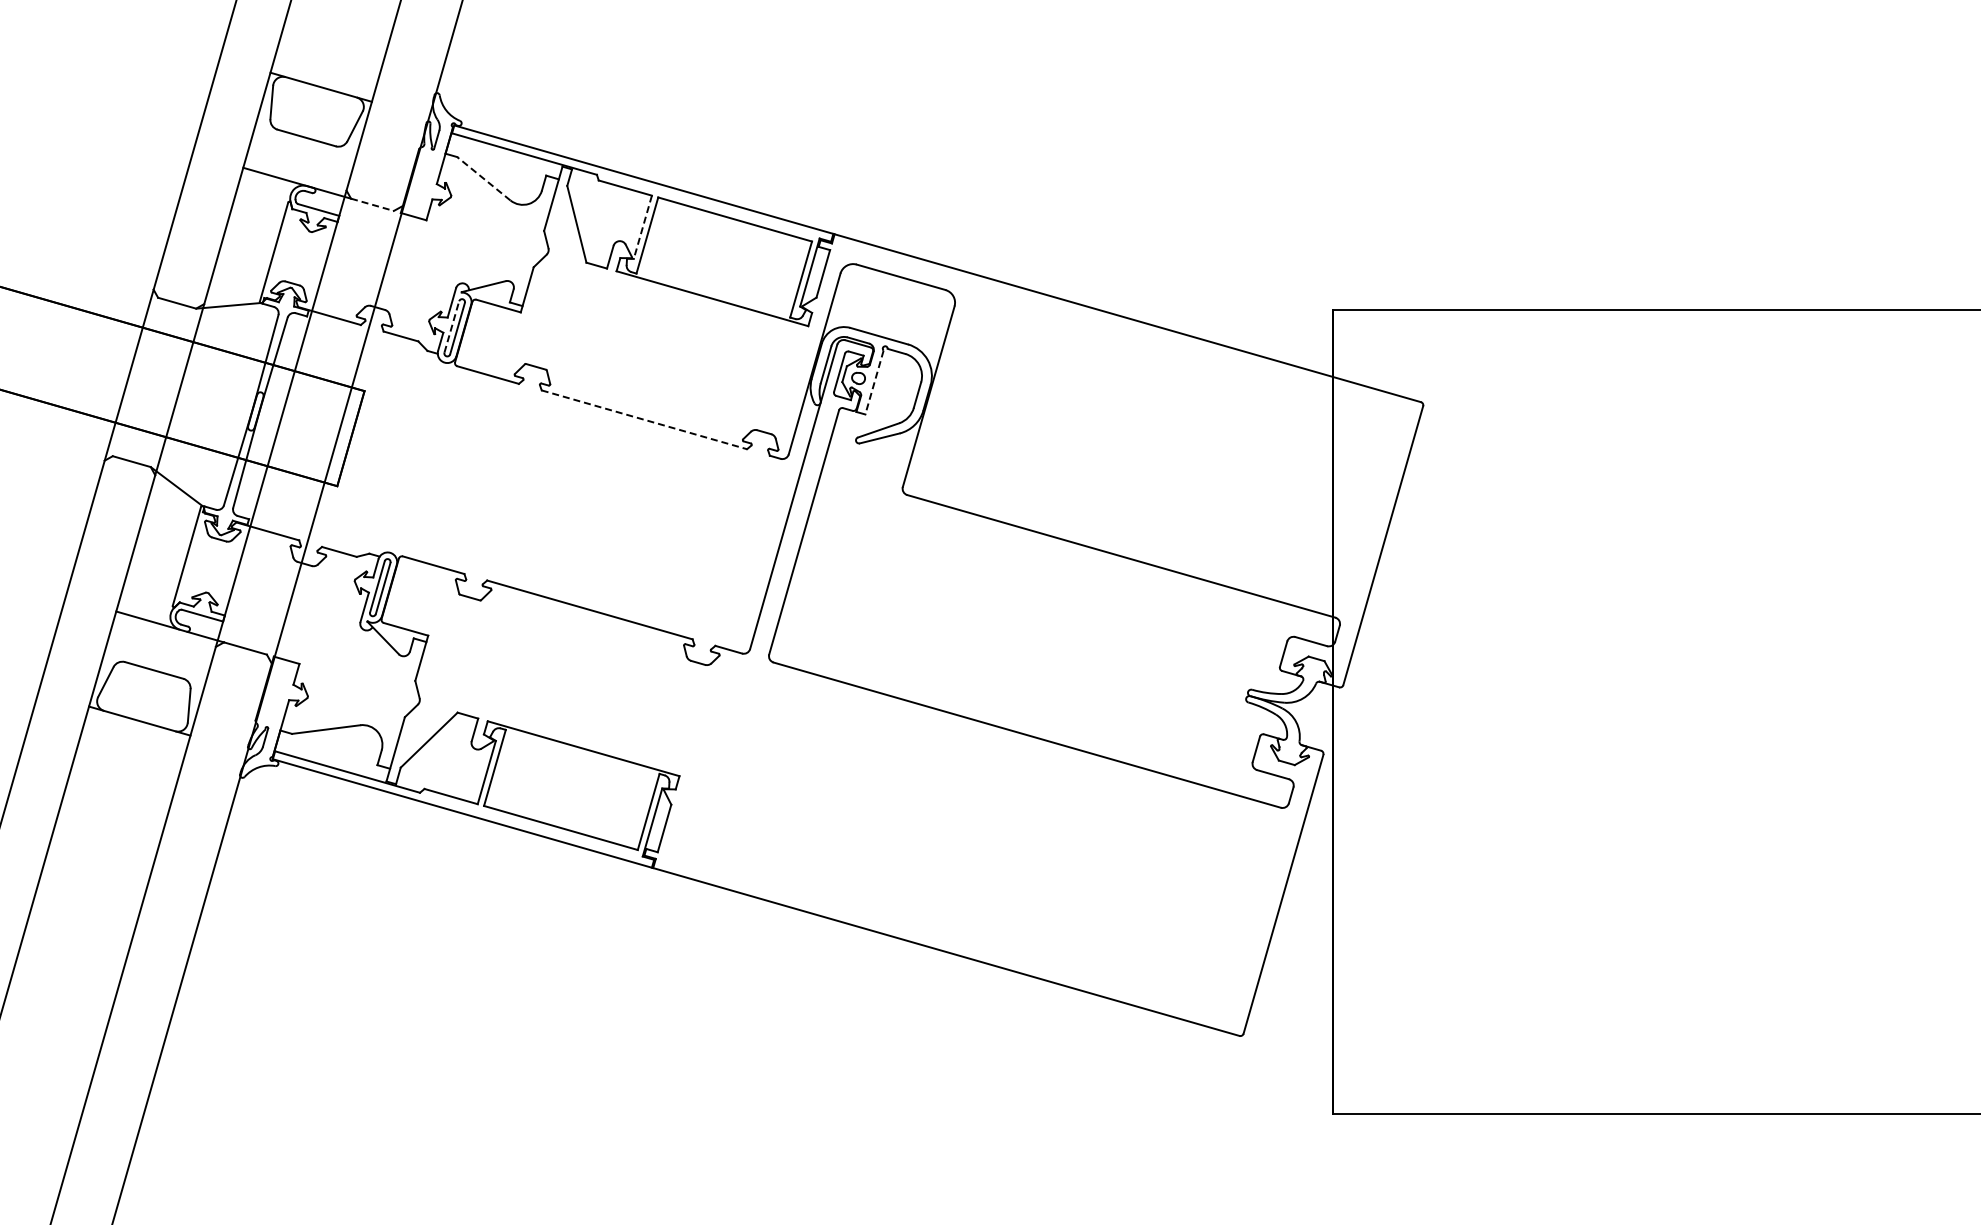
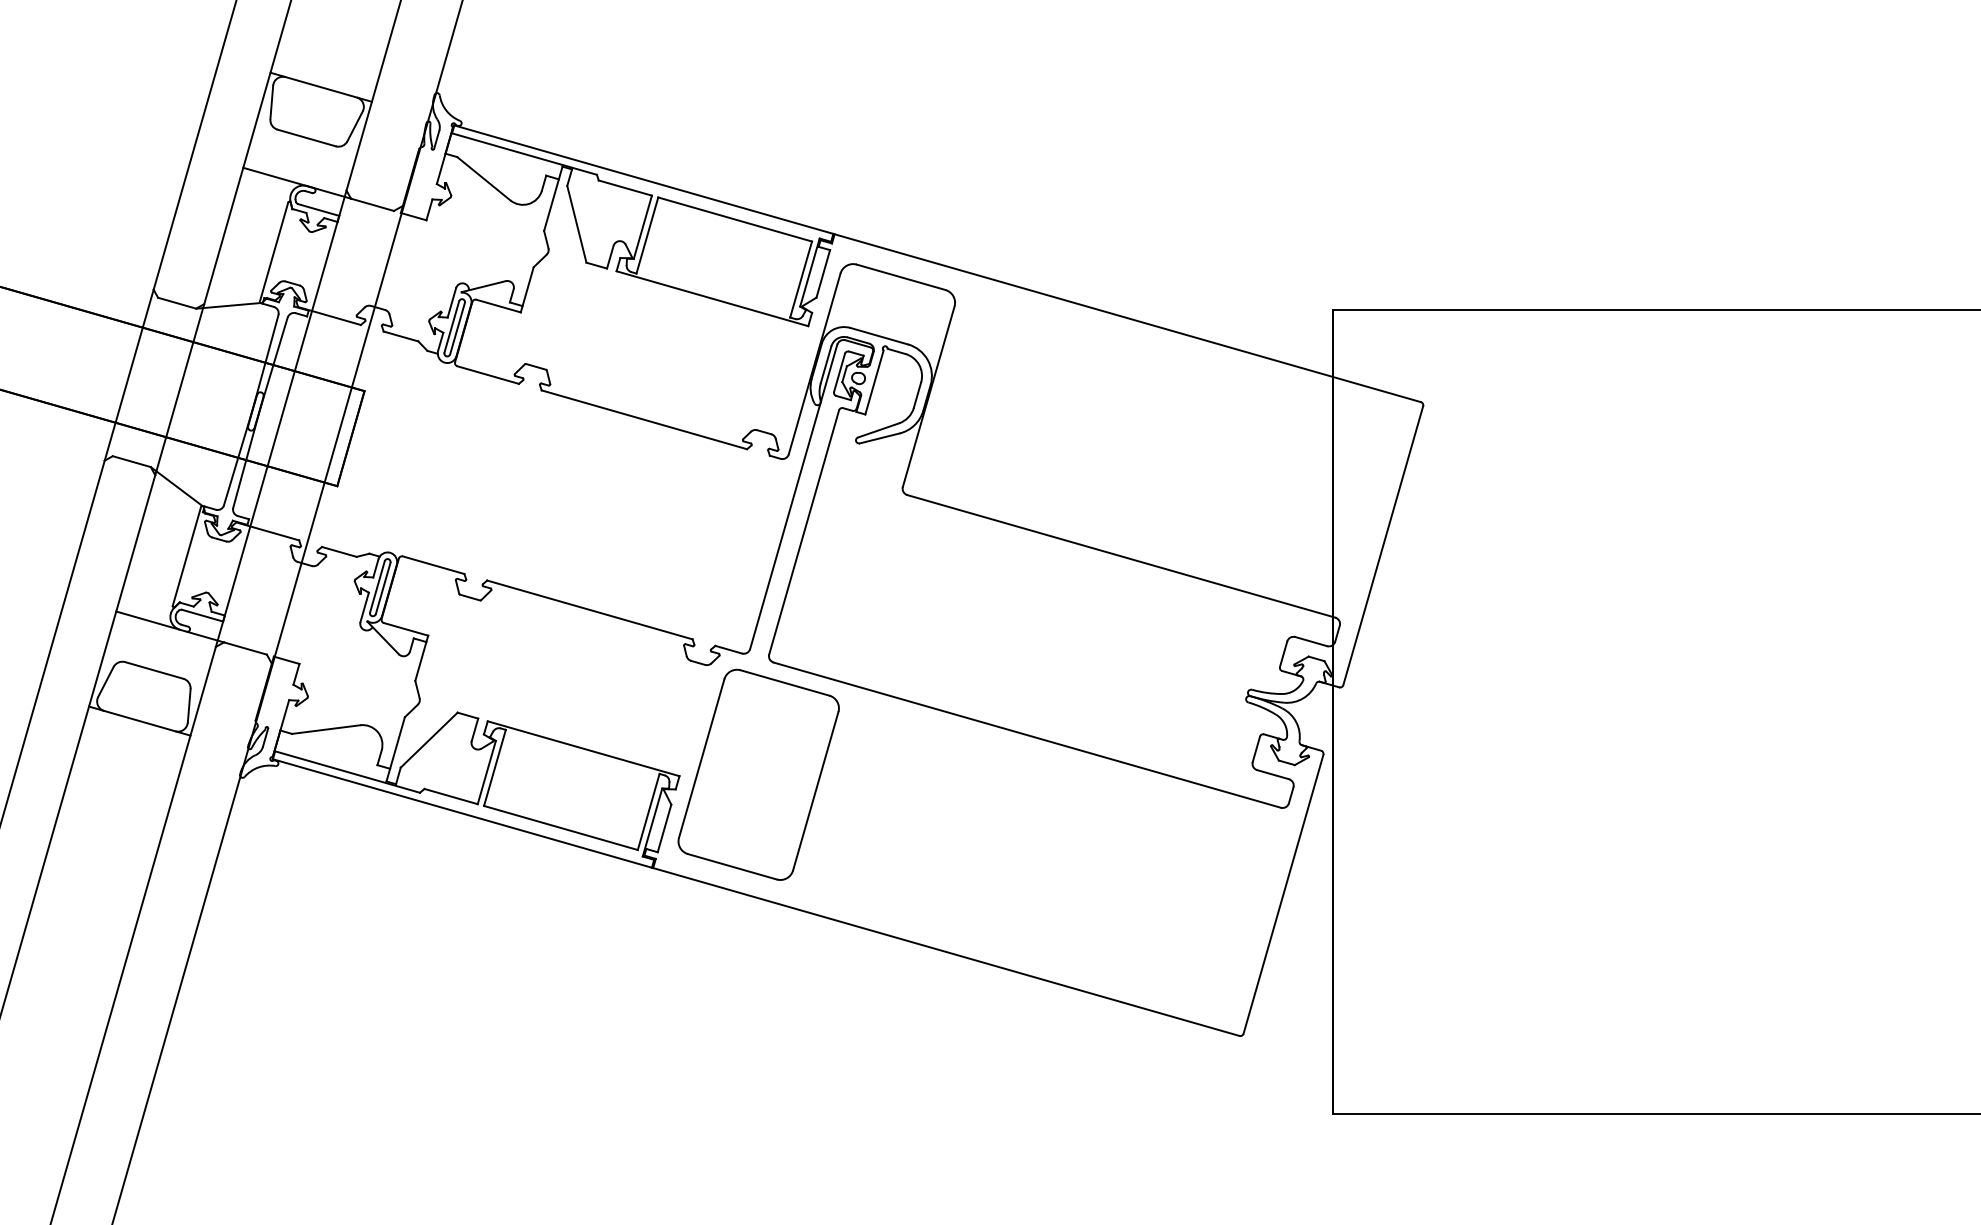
line: dashed -> solid (483, 178)
line: dashed -> solid (372, 204)
line: dashed -> solid (642, 227)
line: dashed -> solid (451, 327)
line: dashed -> solid (874, 383)
line: dashed -> solid (644, 419)
part: none -> present (758, 774)
